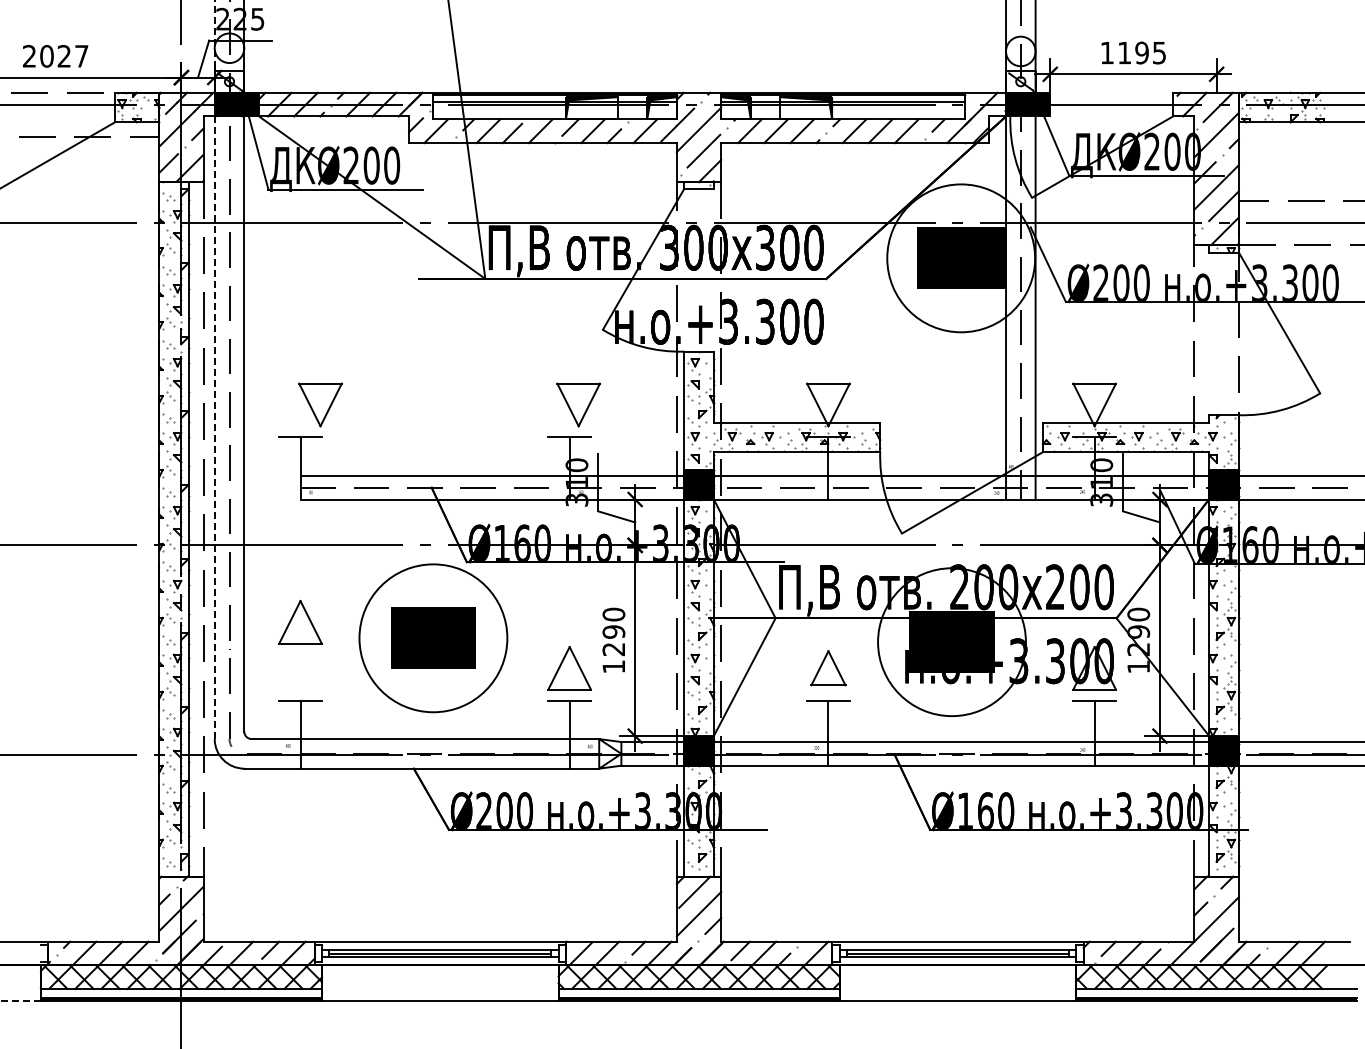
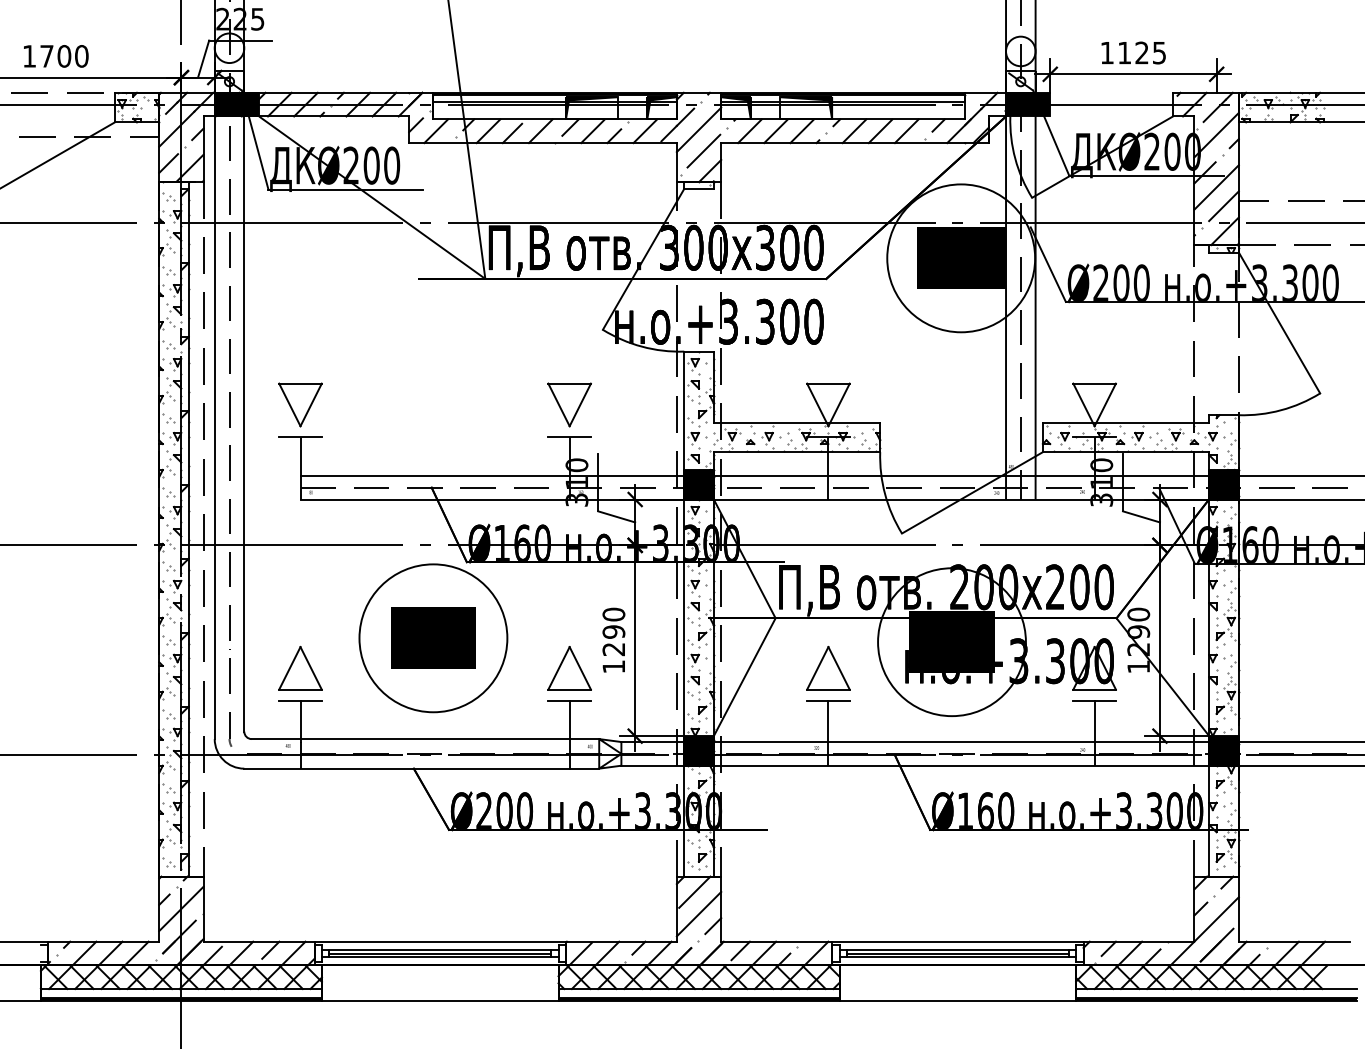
text: 1195 -> 1125 (1141, 52)
text: 2027 -> 1700 (55, 56)
line: dashed -> solid (214, 369)
part position: (320, 404) -> (300, 404) (300, 404)
part position: (578, 404) -> (569, 404) (569, 404)
part position: (300, 621) -> (300, 667) (300, 667)
part size: 37x37 px -> 45x46 px (828, 667)
line: dashed -> solid (19, 1000)
